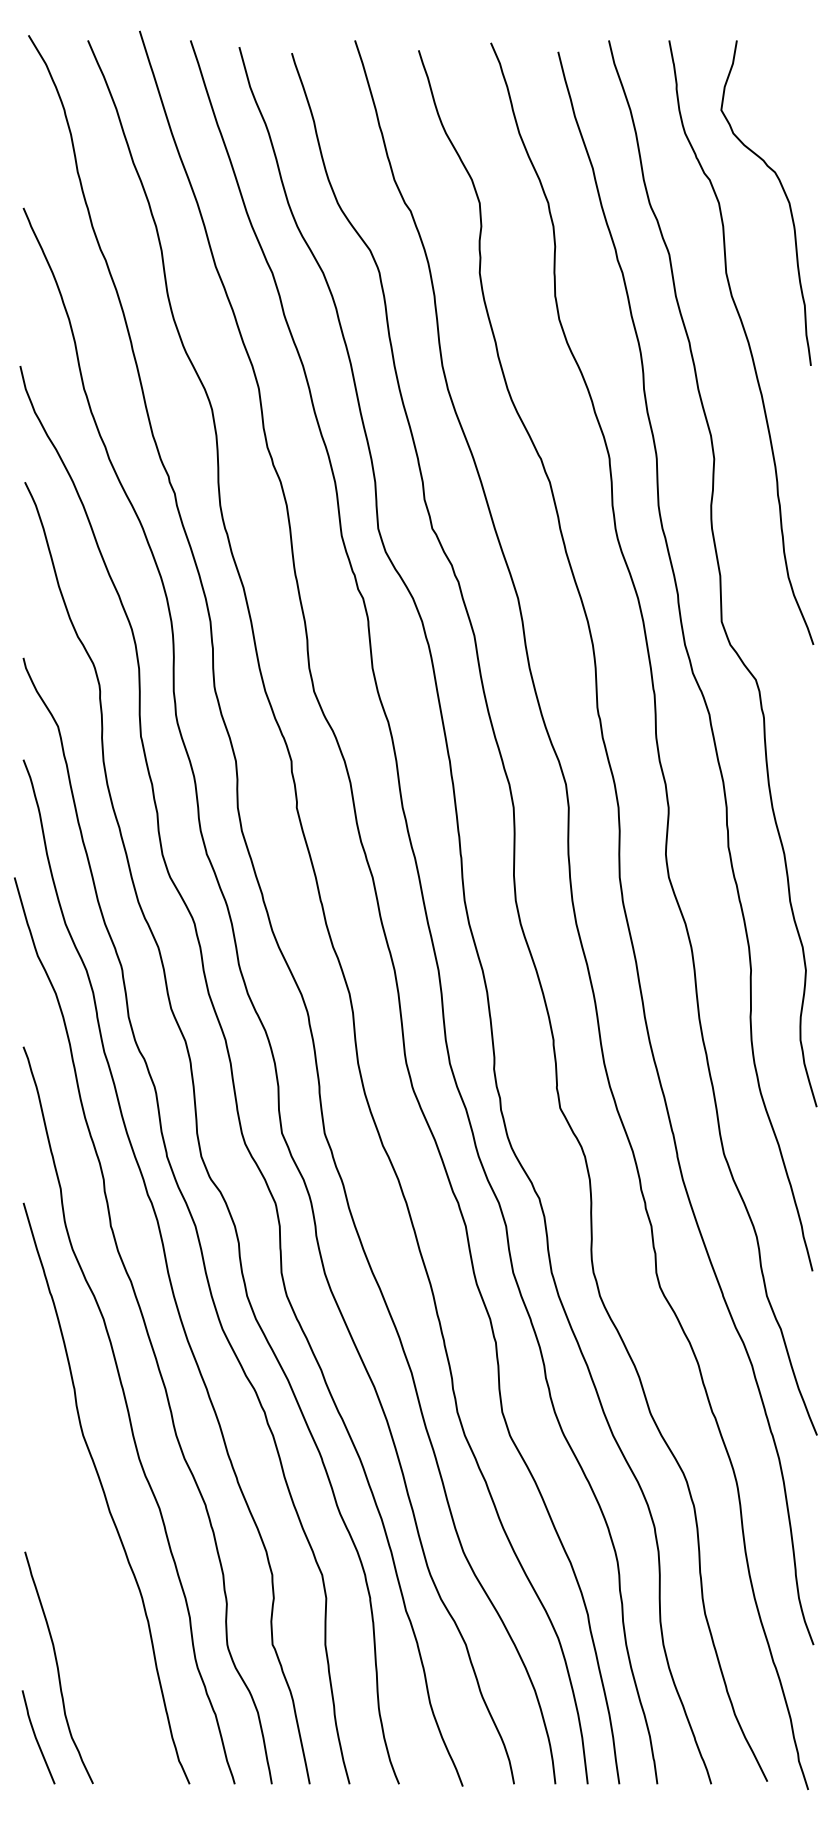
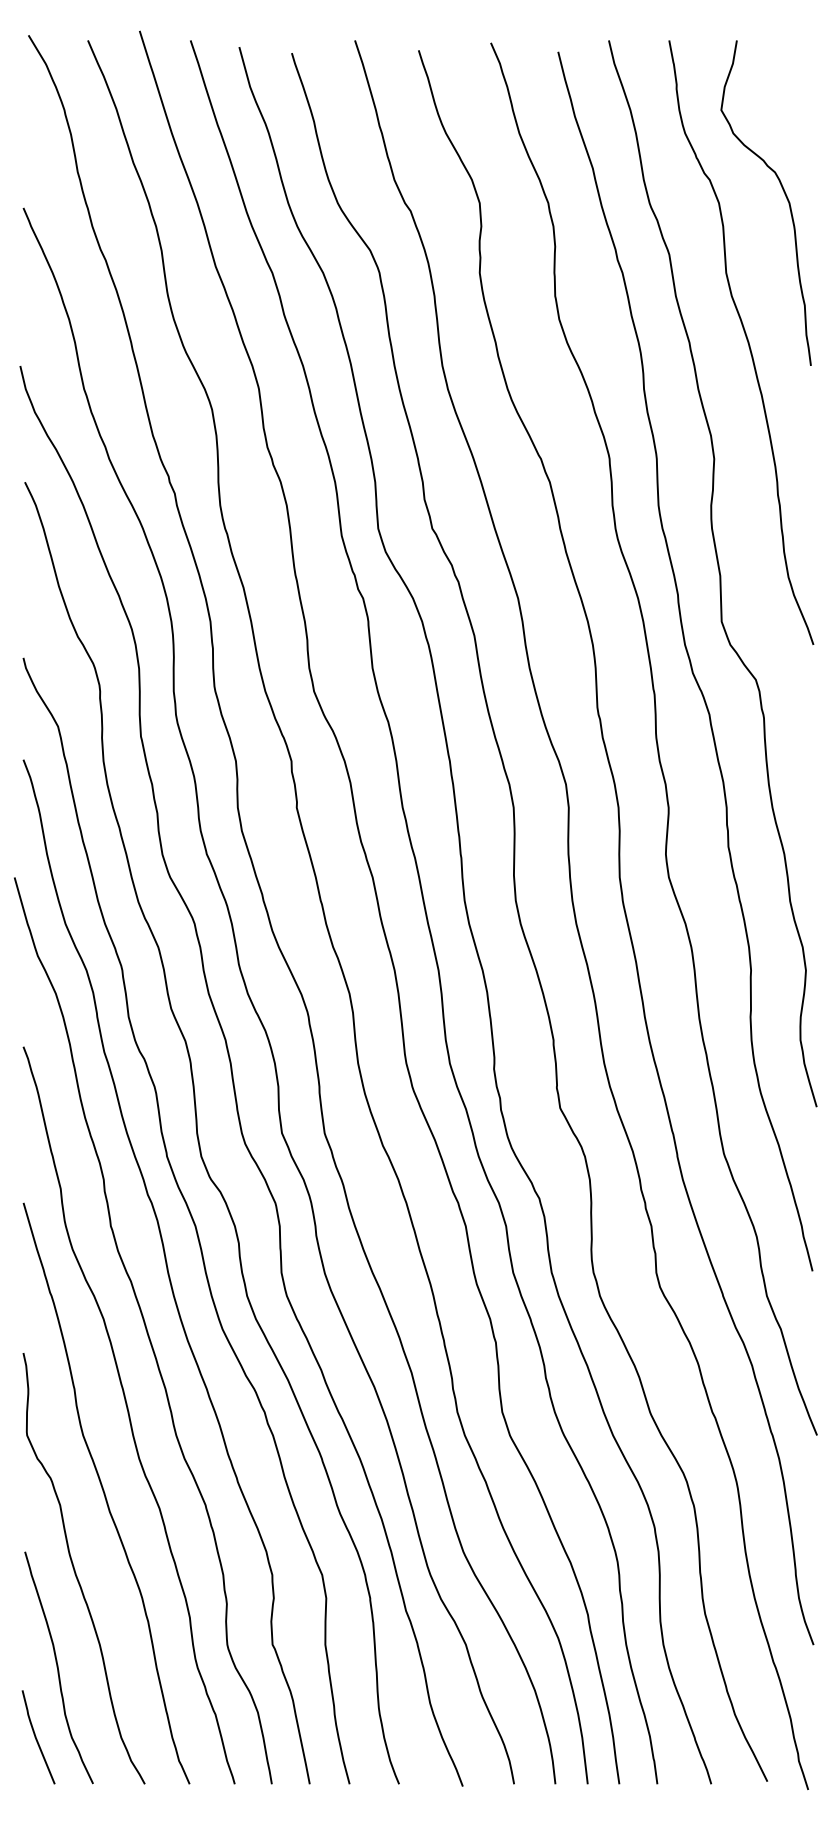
curve: none -> present (75, 1569)
